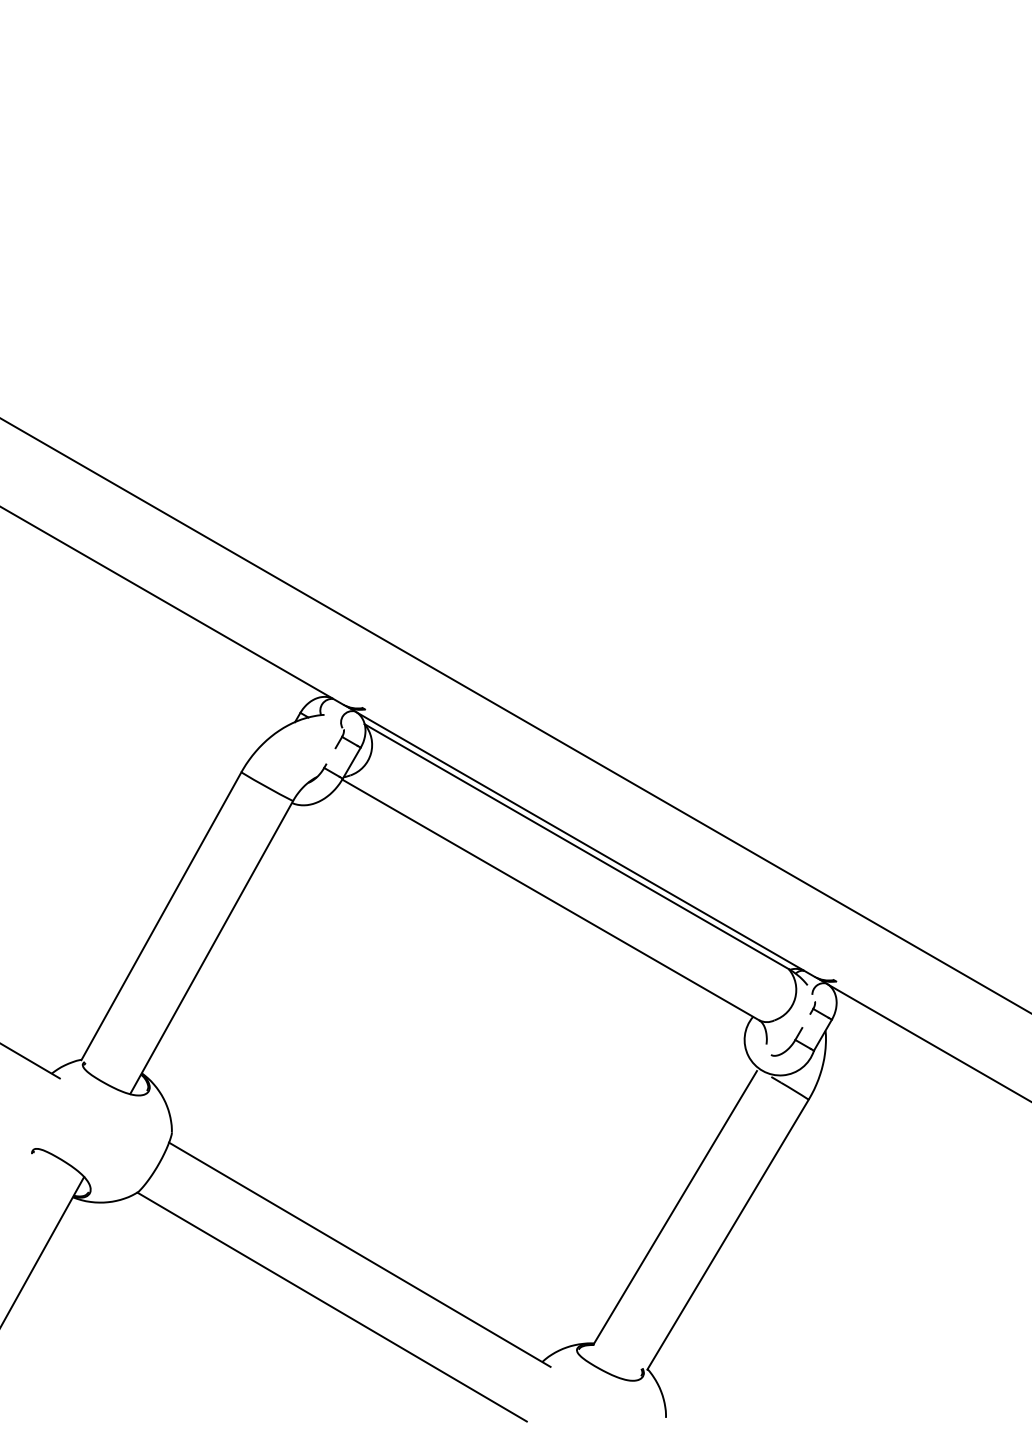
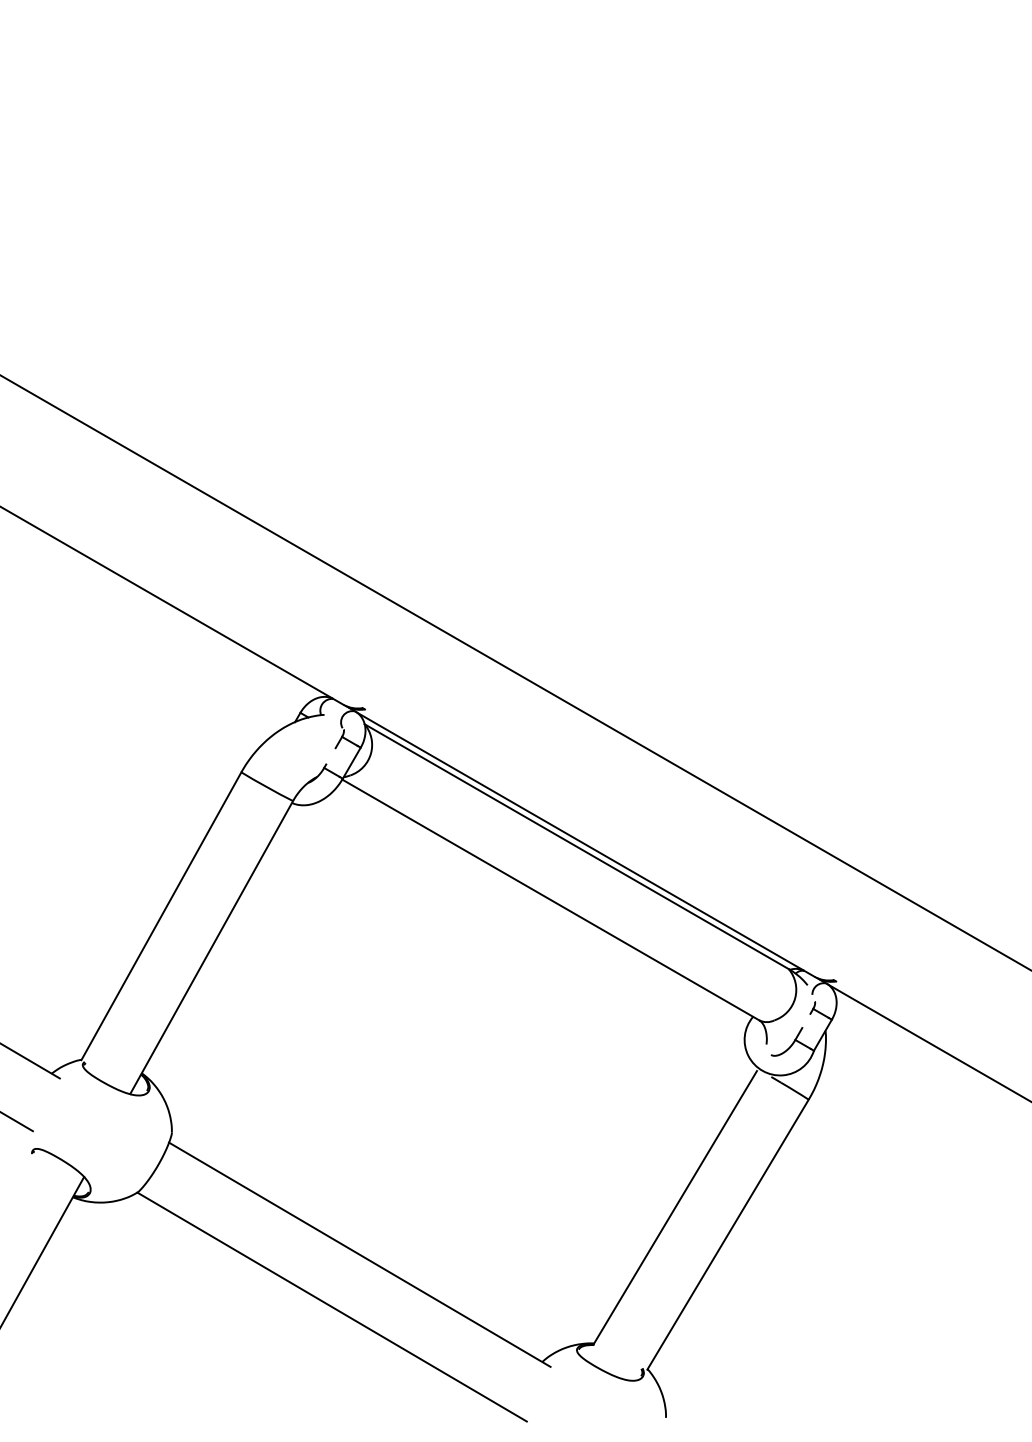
line position: (515, 715) -> (515, 672) (515, 672)
line: none -> present (17, 1122)
